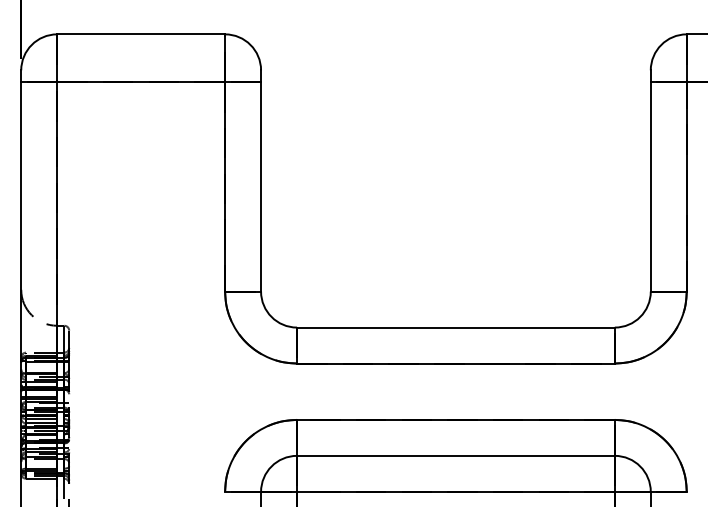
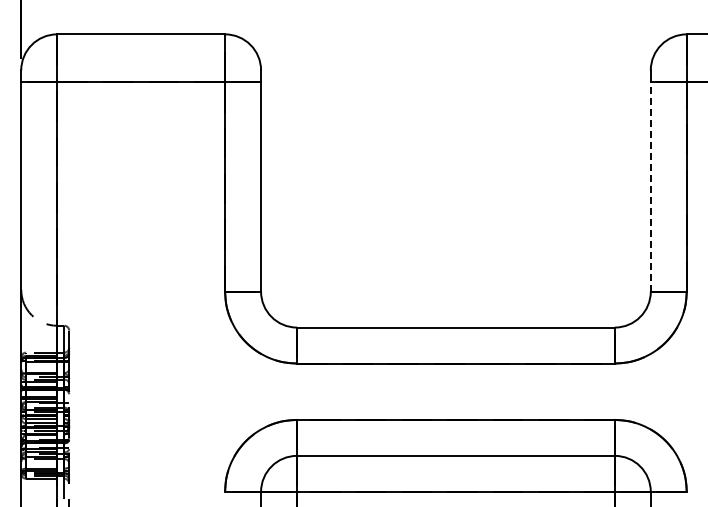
line: solid -> dashed (650, 186)
